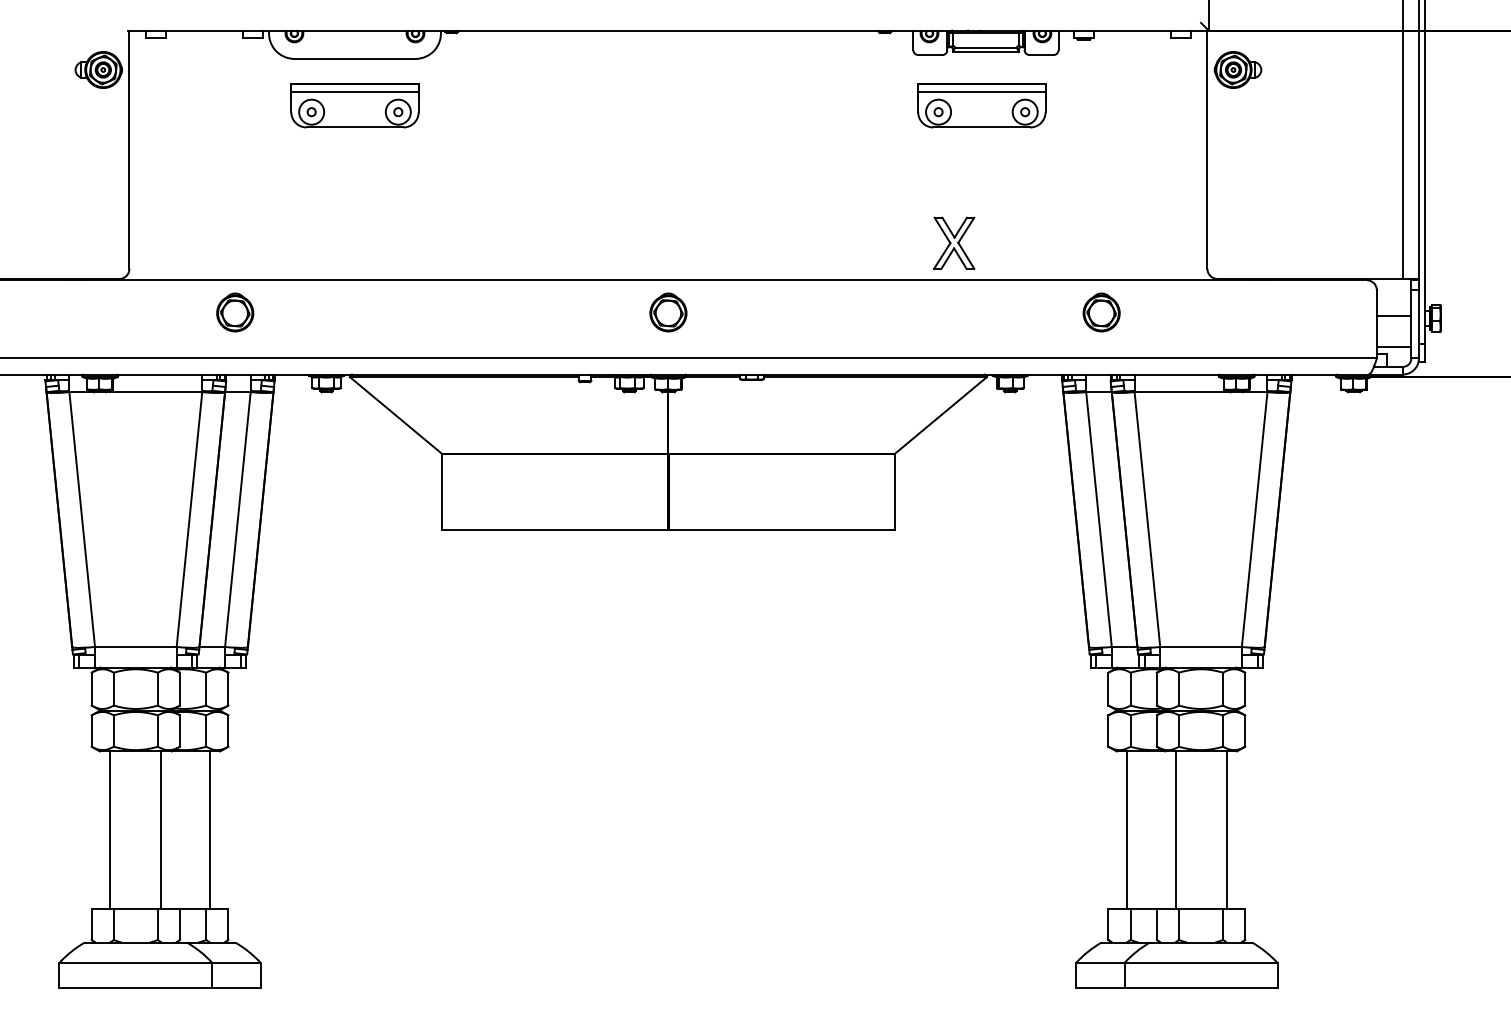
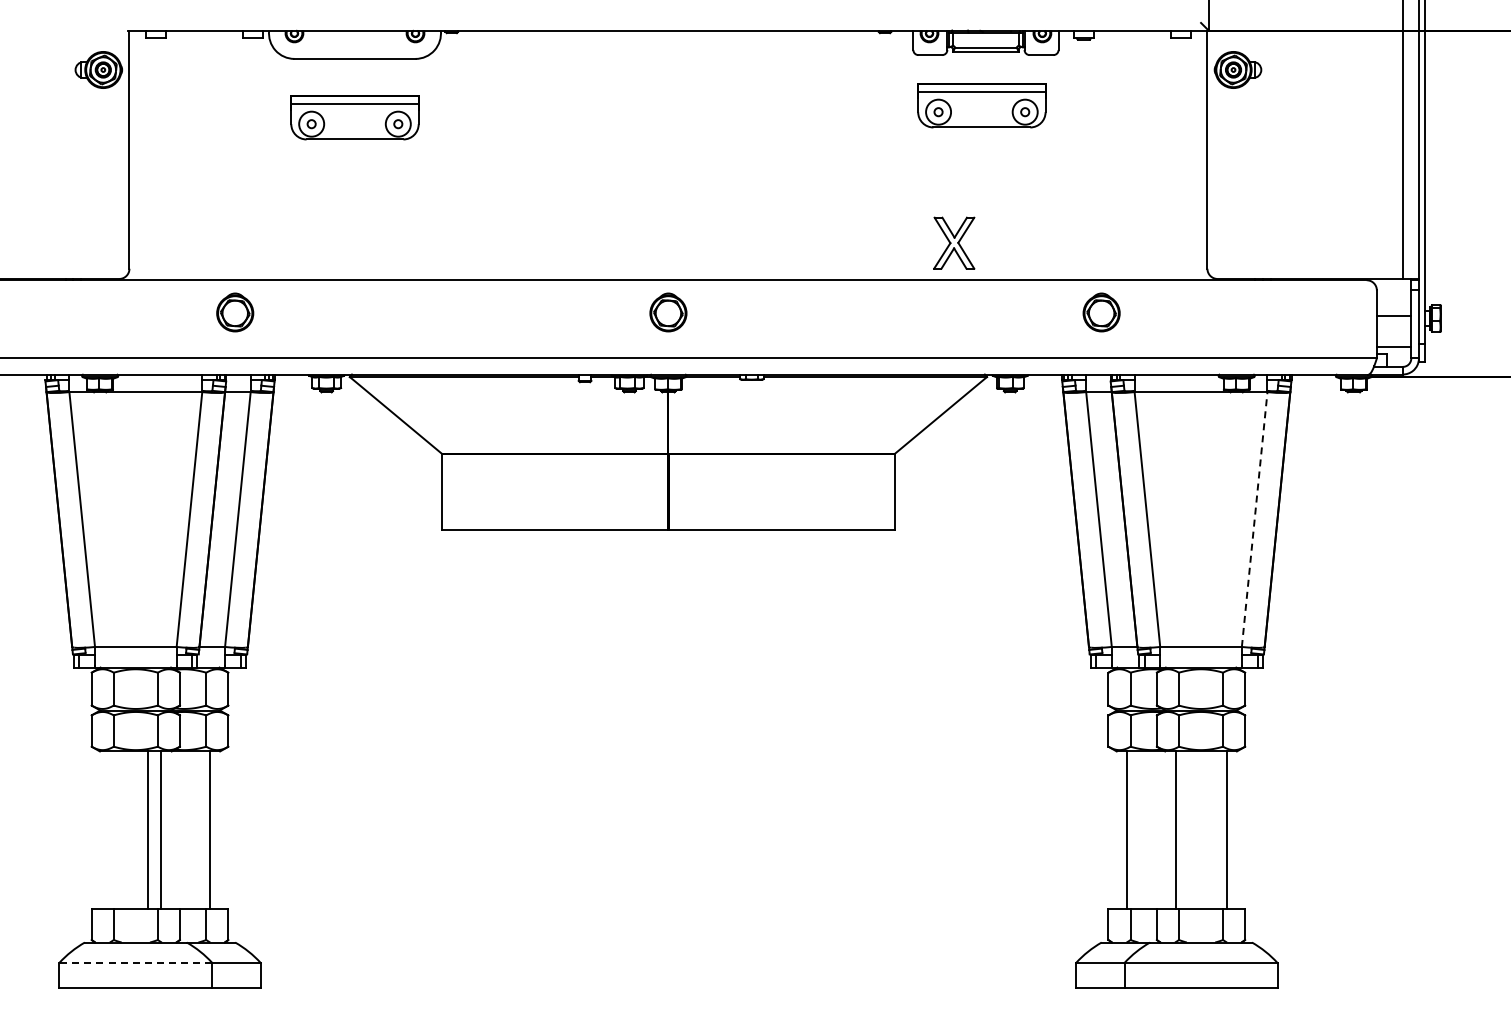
part position: (354, 105) -> (354, 117) (354, 117)
line: solid -> dashed (1254, 519)
line position: (110, 830) -> (148, 830) (148, 830)
line: solid -> dashed (135, 962)
